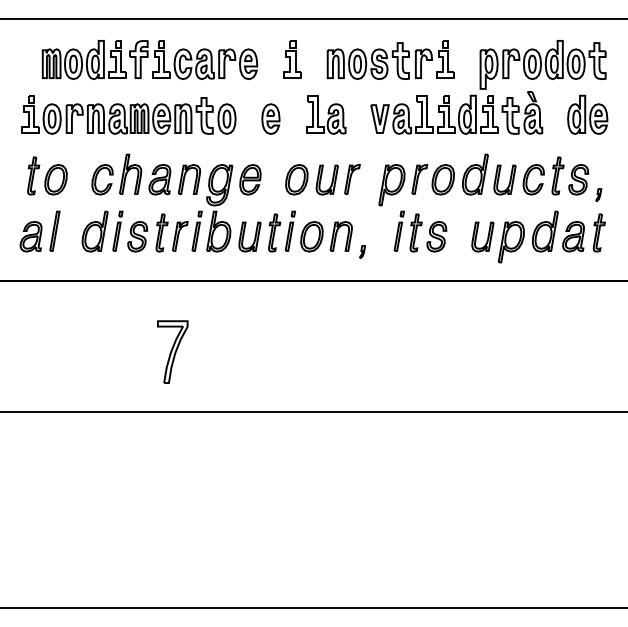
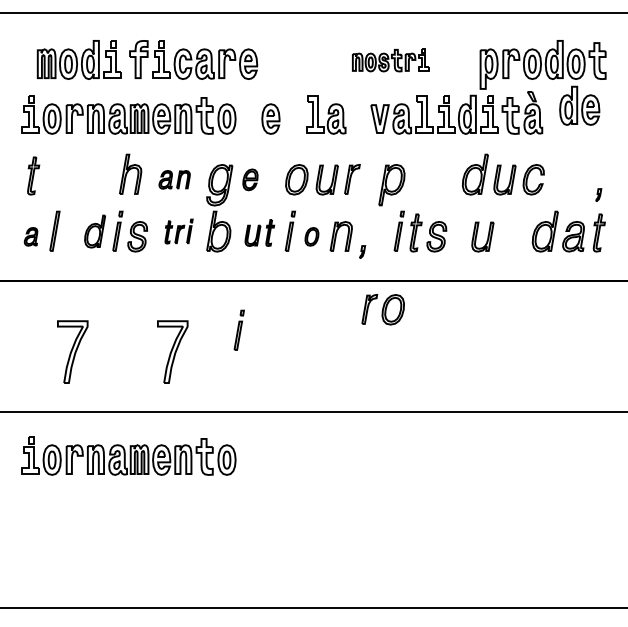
line position: (313, 19) -> (313, 13) (313, 13)
part position: (83, 59) -> (78, 59) (78, 59)
part: present -> none (292, 59)
part size: 129x40 px -> 78x25 px (390, 60)
part position: (587, 114) -> (579, 105) (579, 105)
part: present -> none (570, 175)
part: present -> none (55, 179)
part: present -> none (102, 179)
part size: 53x32 px -> 33x20 px (174, 179)
part size: 23x32 px -> 17x24 px (250, 179)
part position: (432, 179) -> (382, 309) (382, 309)
part size: 28x43 px -> 22x35 px (94, 231)
part size: 48x43 px -> 30x27 px (178, 231)
part size: 44x40 px -> 32x28 px (259, 232)
part size: 24x32 px -> 16x20 px (30, 236)
part size: 24x32 px -> 16x20 px (311, 236)
part: present -> none (510, 242)
part: none -> present (238, 329)
part: none -> present (72, 351)
part: none -> present (128, 455)
